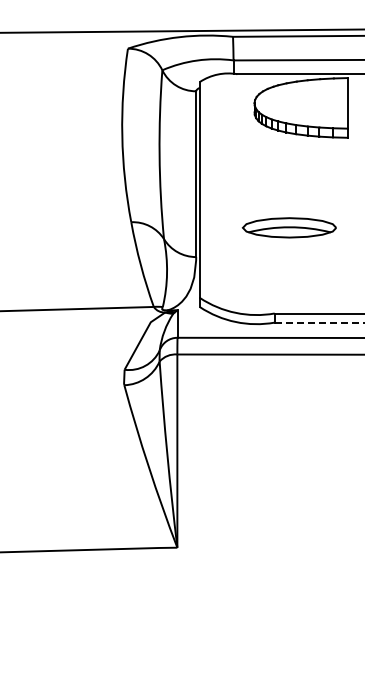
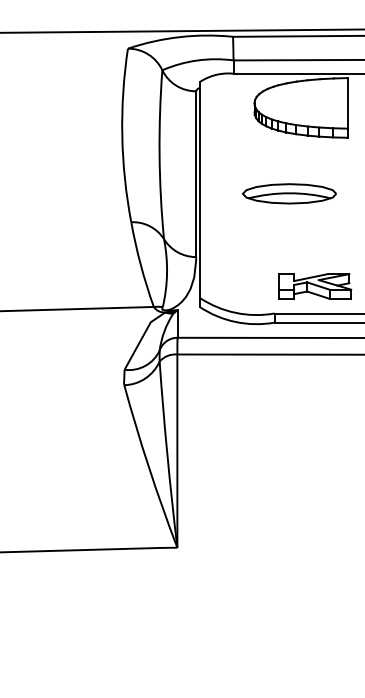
part position: (288, 227) -> (288, 193) (288, 193)
part: none -> present (315, 286)
line: dashed -> solid (319, 322)
